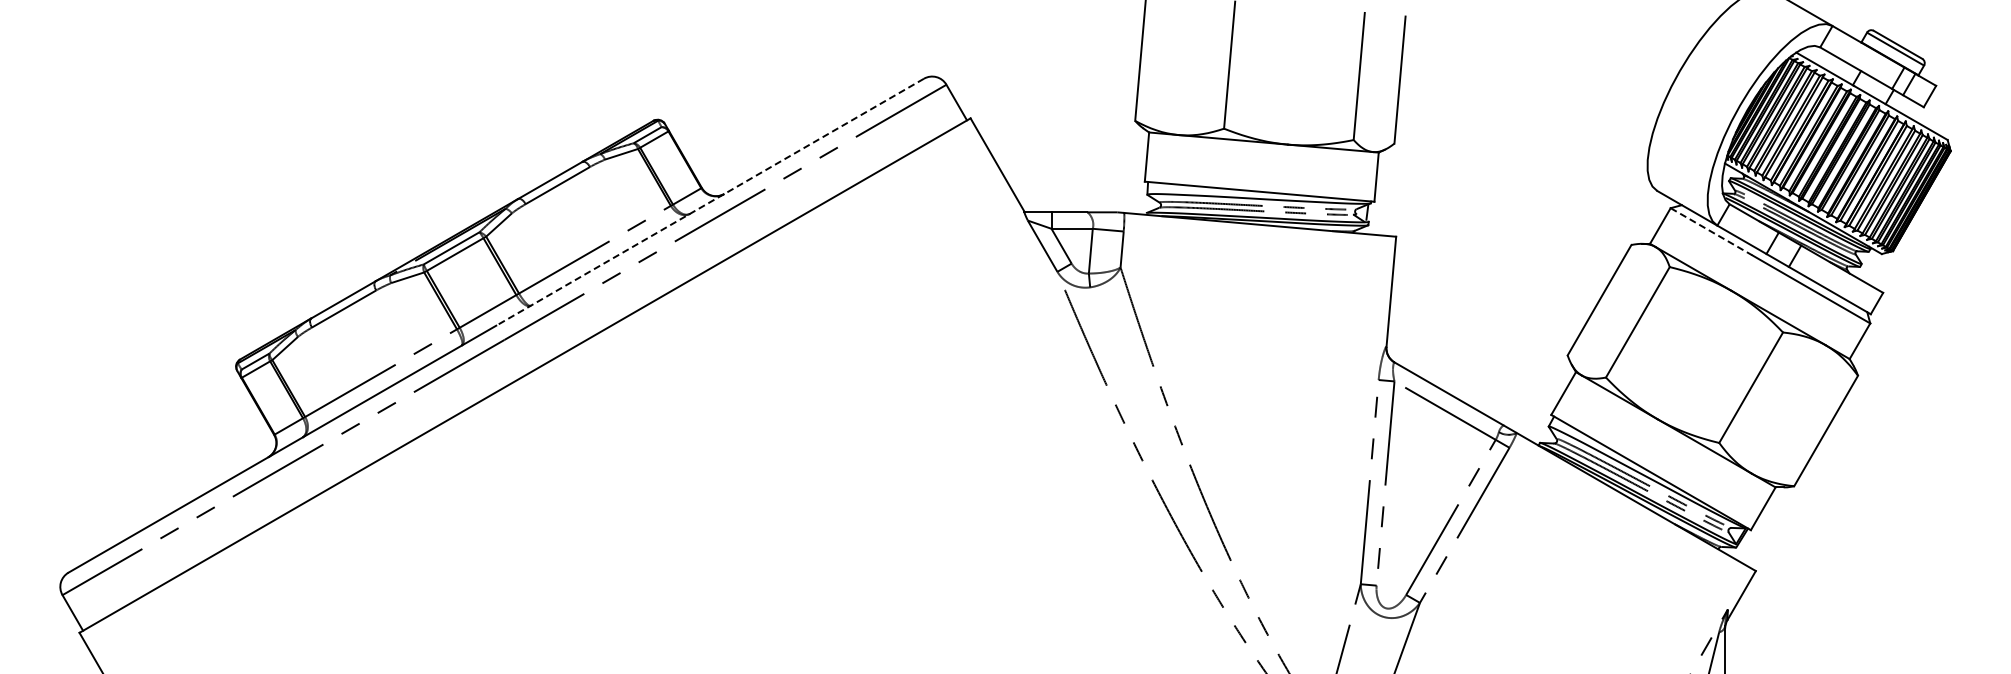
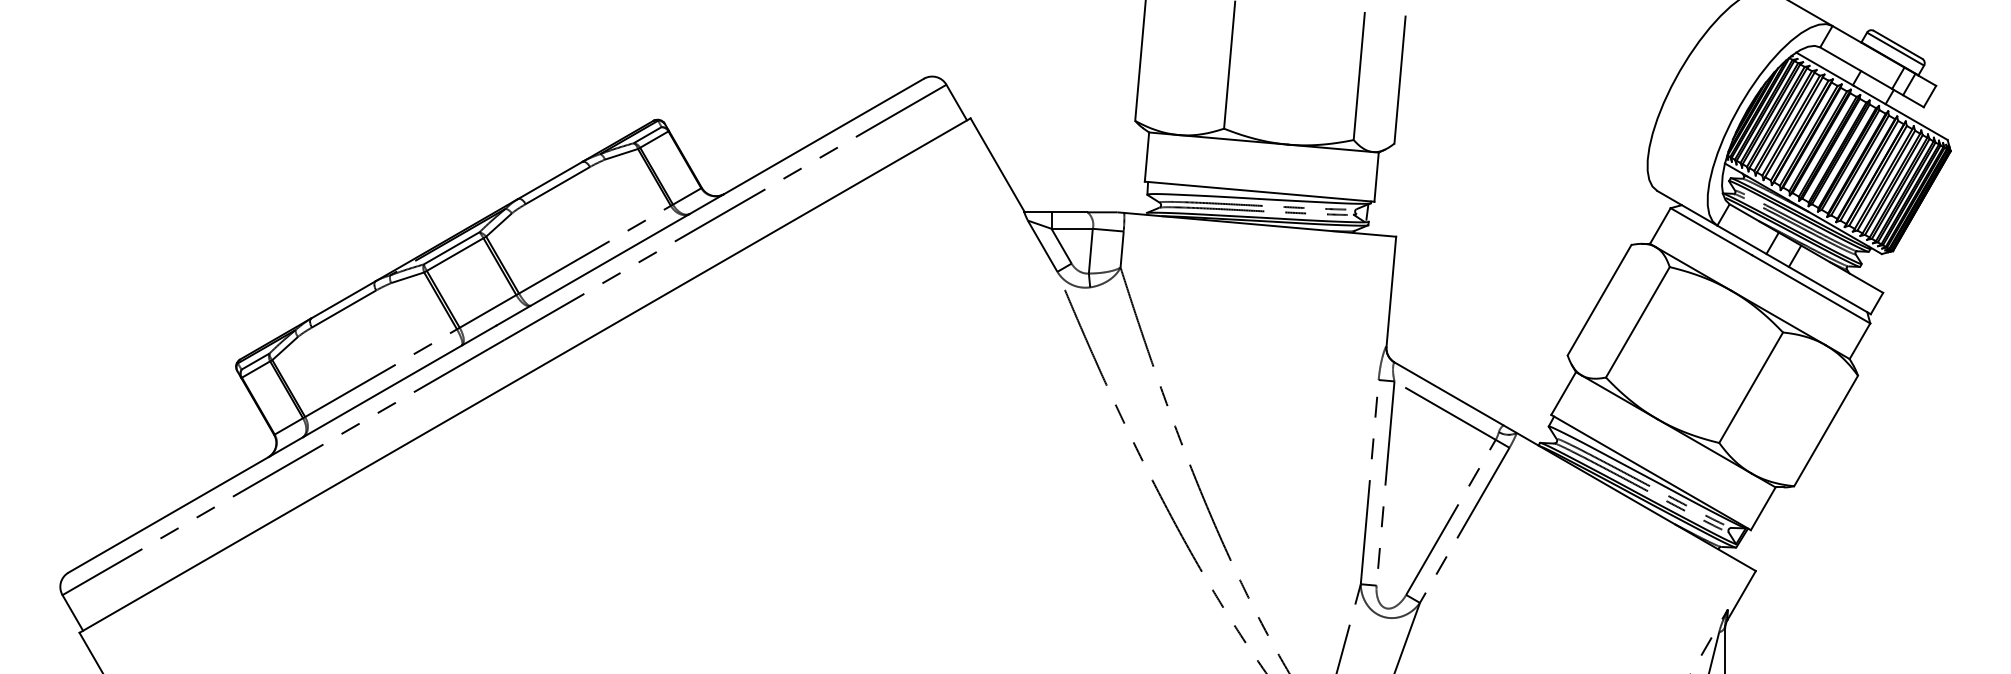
line: dashed -> solid (710, 202)
line: dashed -> solid (1711, 231)
